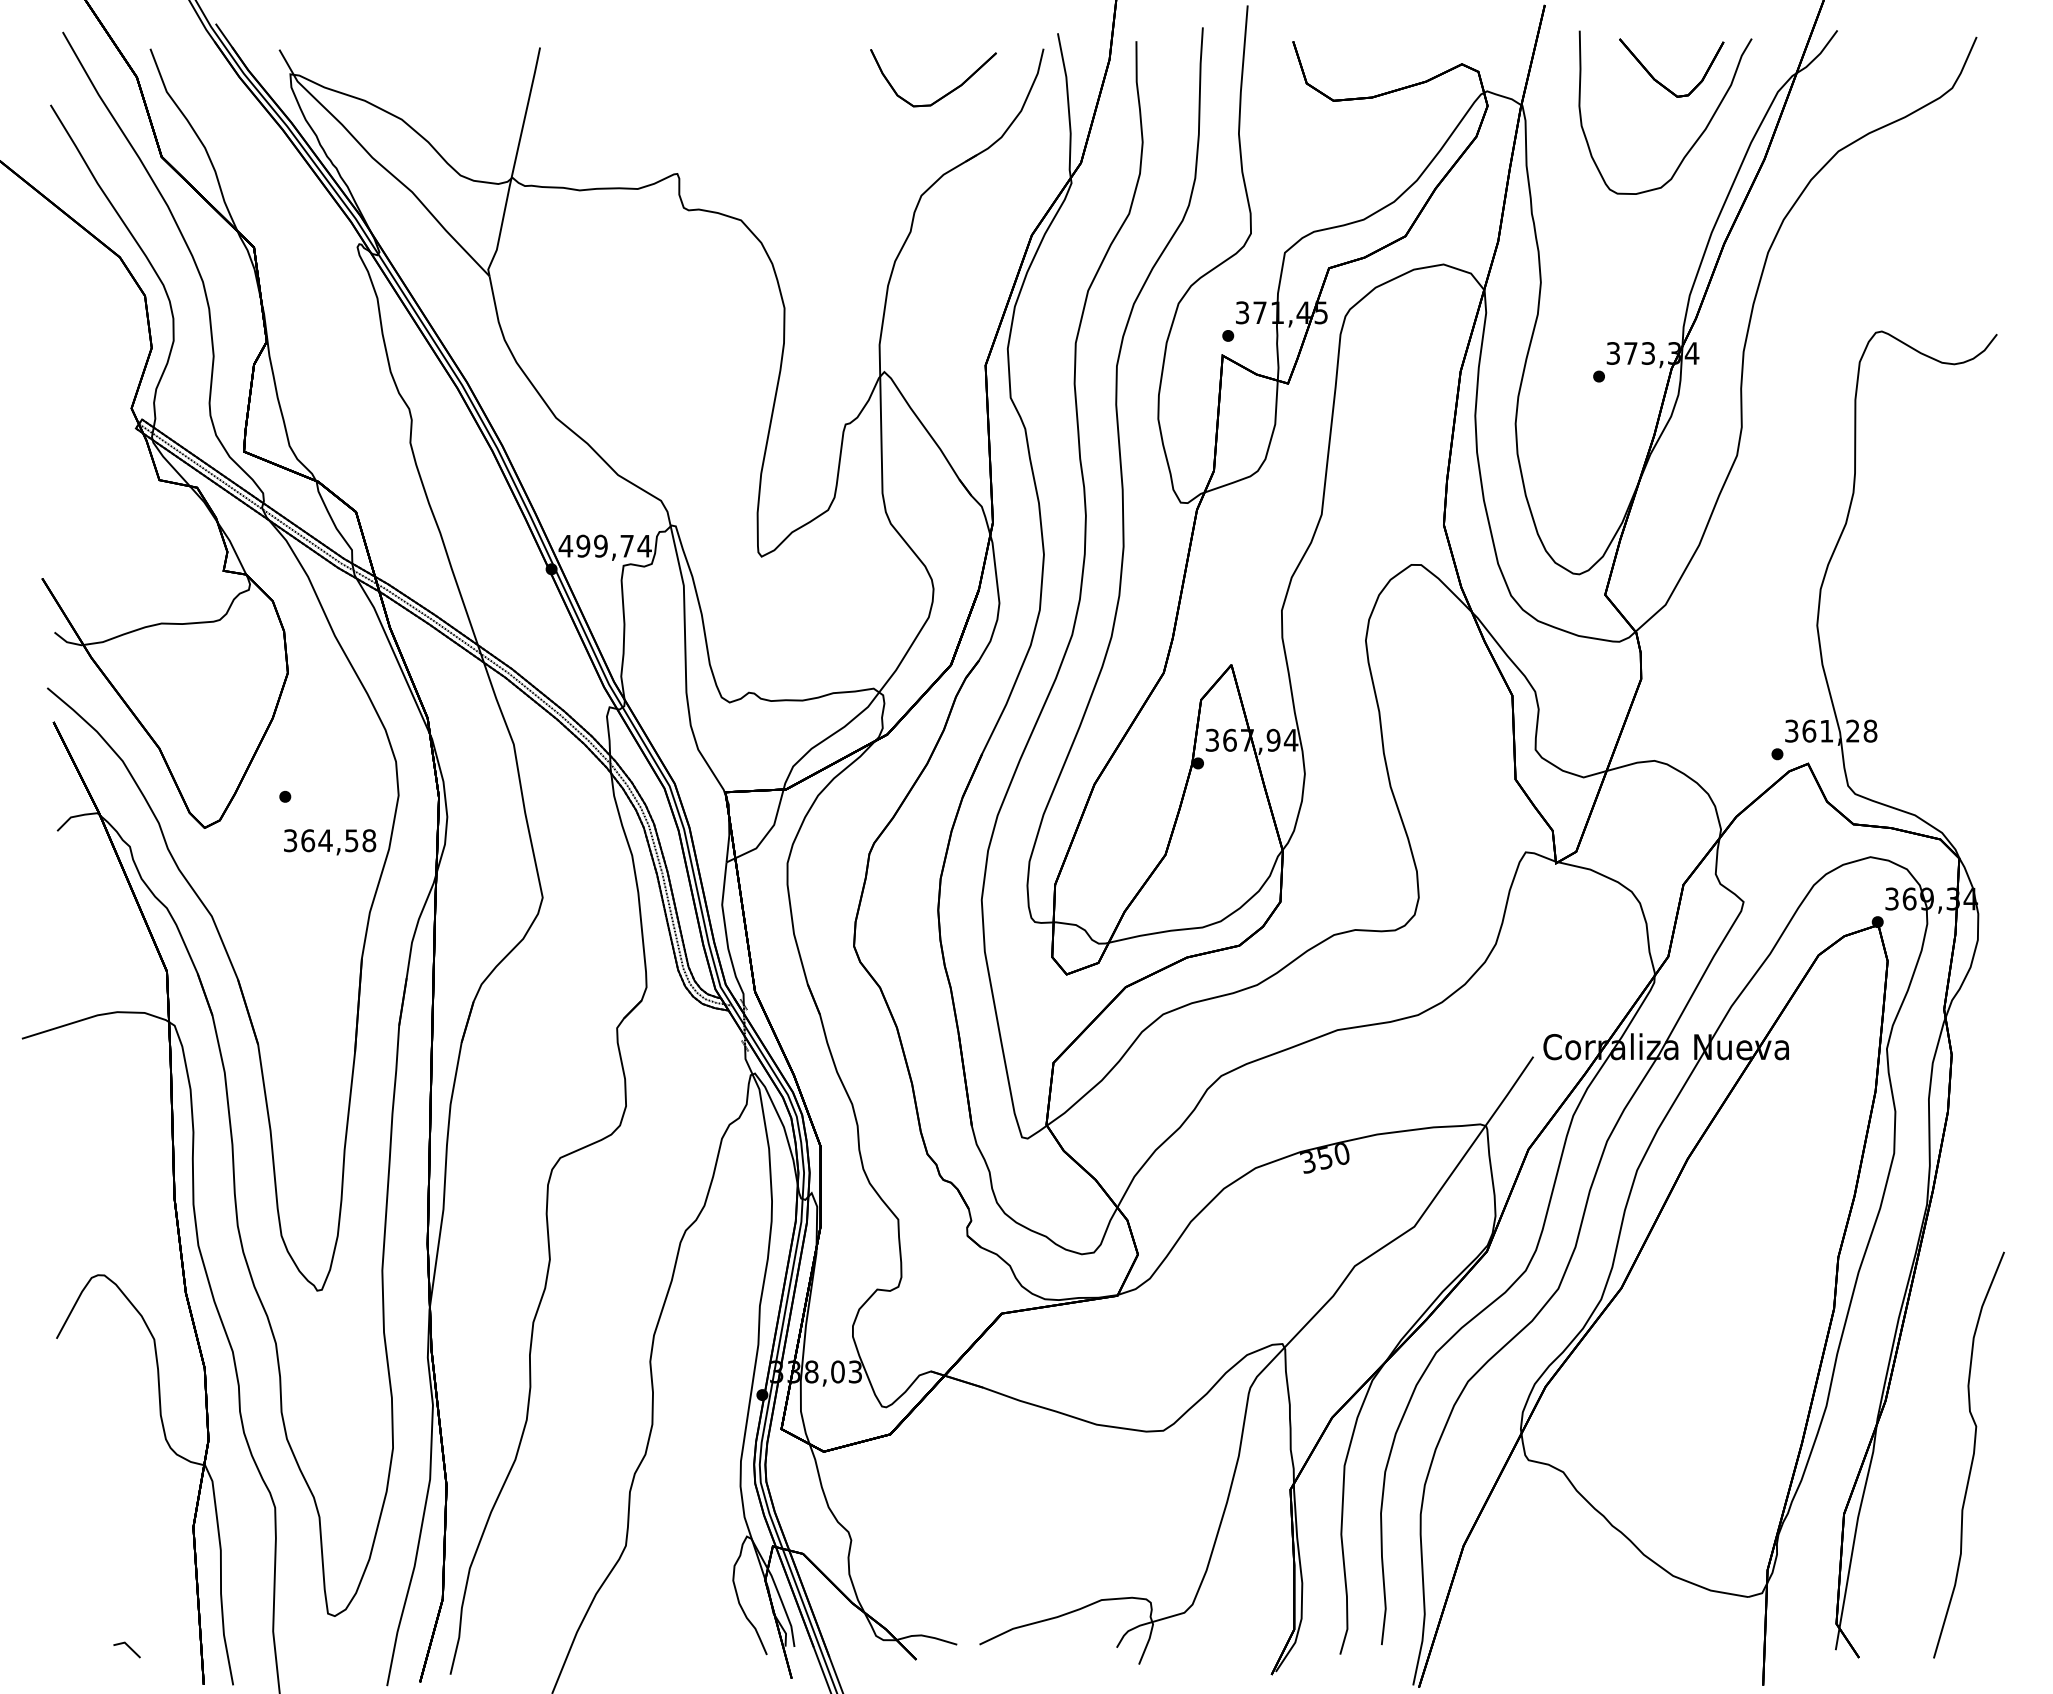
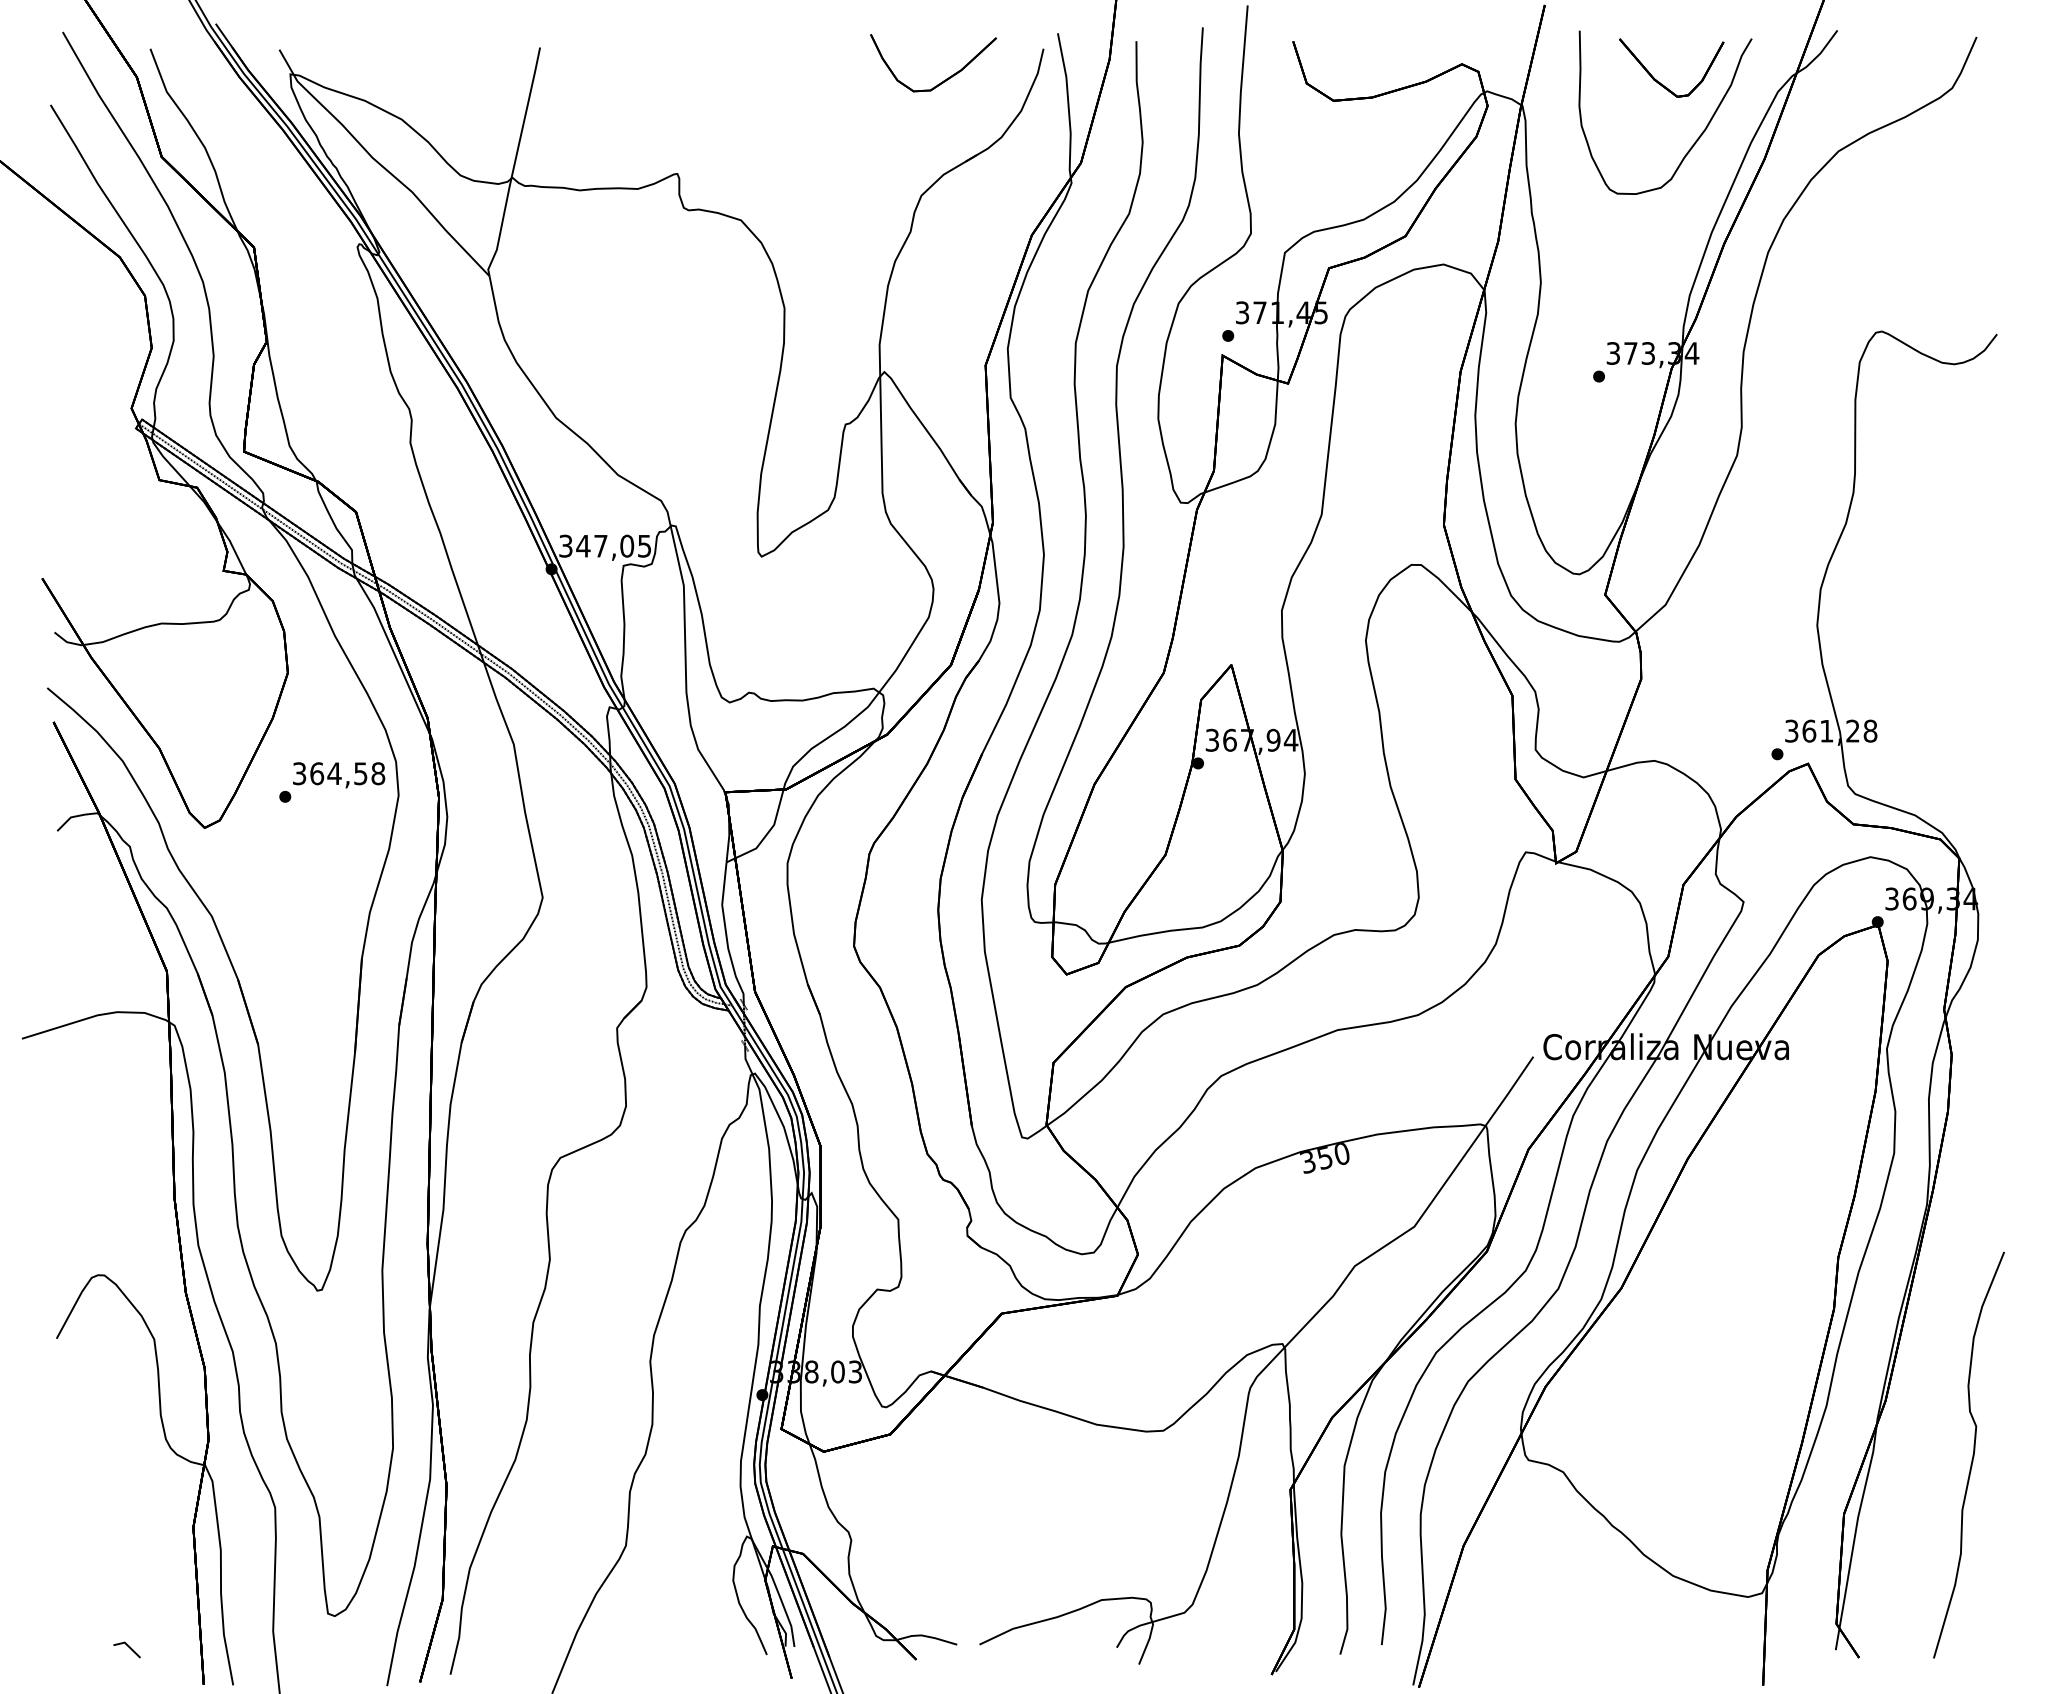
part position: (943, 95) -> (943, 80) (943, 80)
text: 499,74 -> 347,05 (604, 545)
text position: (330, 842) -> (339, 775) (339, 775)
